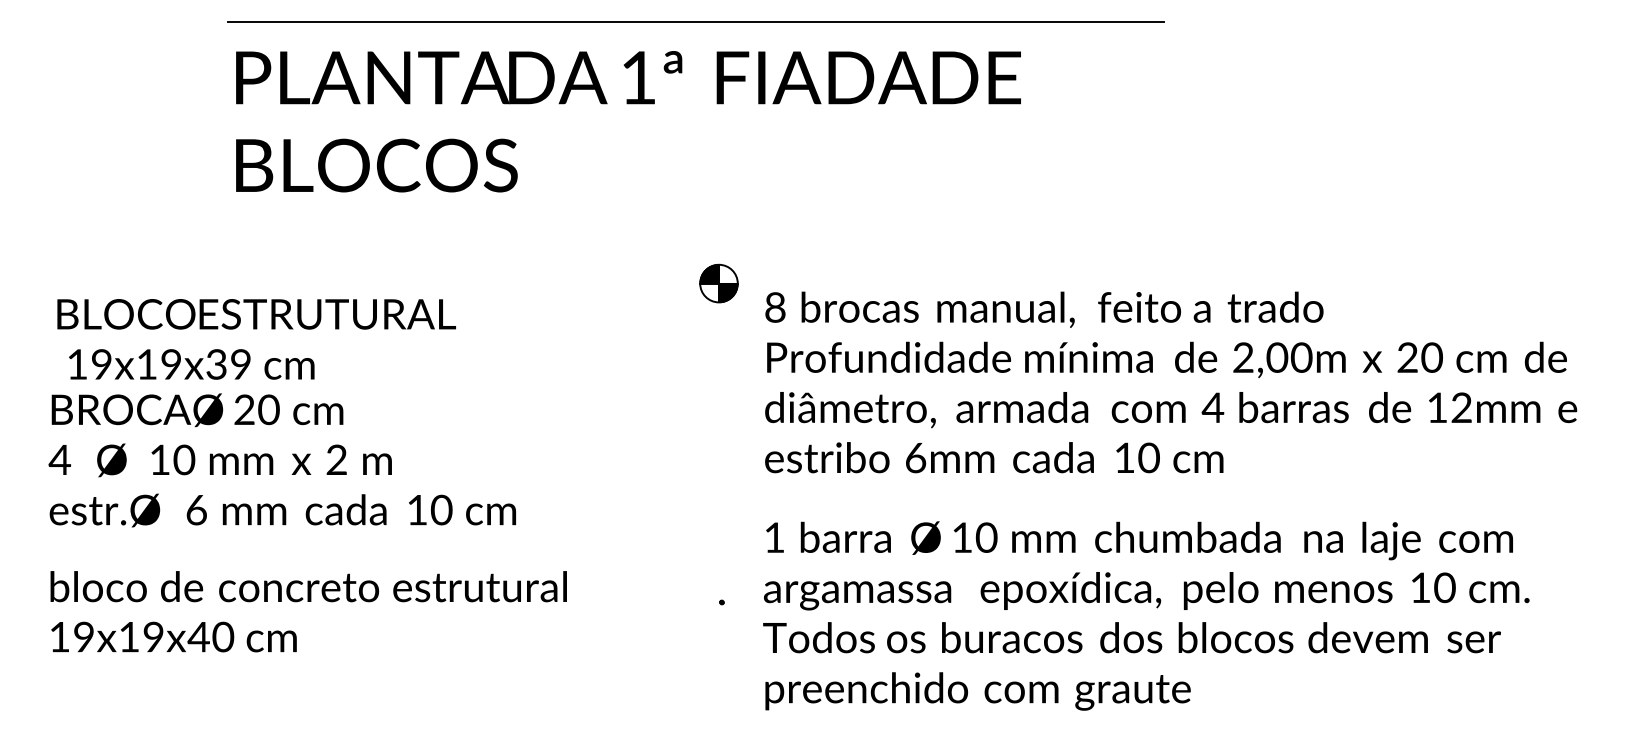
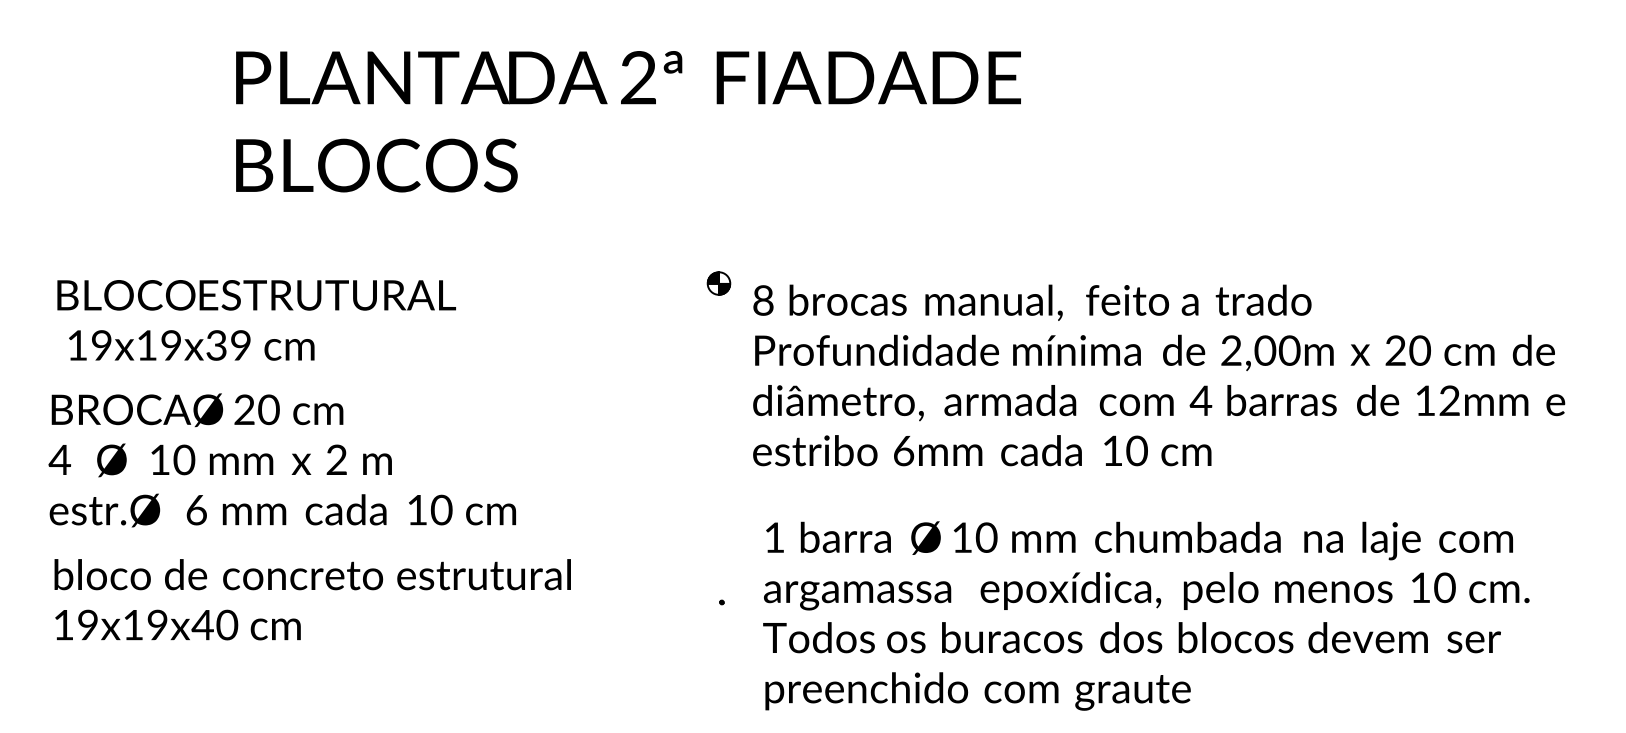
line: present -> none (695, 22)
text: 1ª -> 2ª (638, 77)
part size: 40x41 px -> 26x25 px (718, 283)
text position: (256, 339) -> (256, 320) (256, 320)
text position: (1171, 382) -> (1159, 375) (1159, 375)
text position: (308, 611) -> (312, 599) (312, 599)
